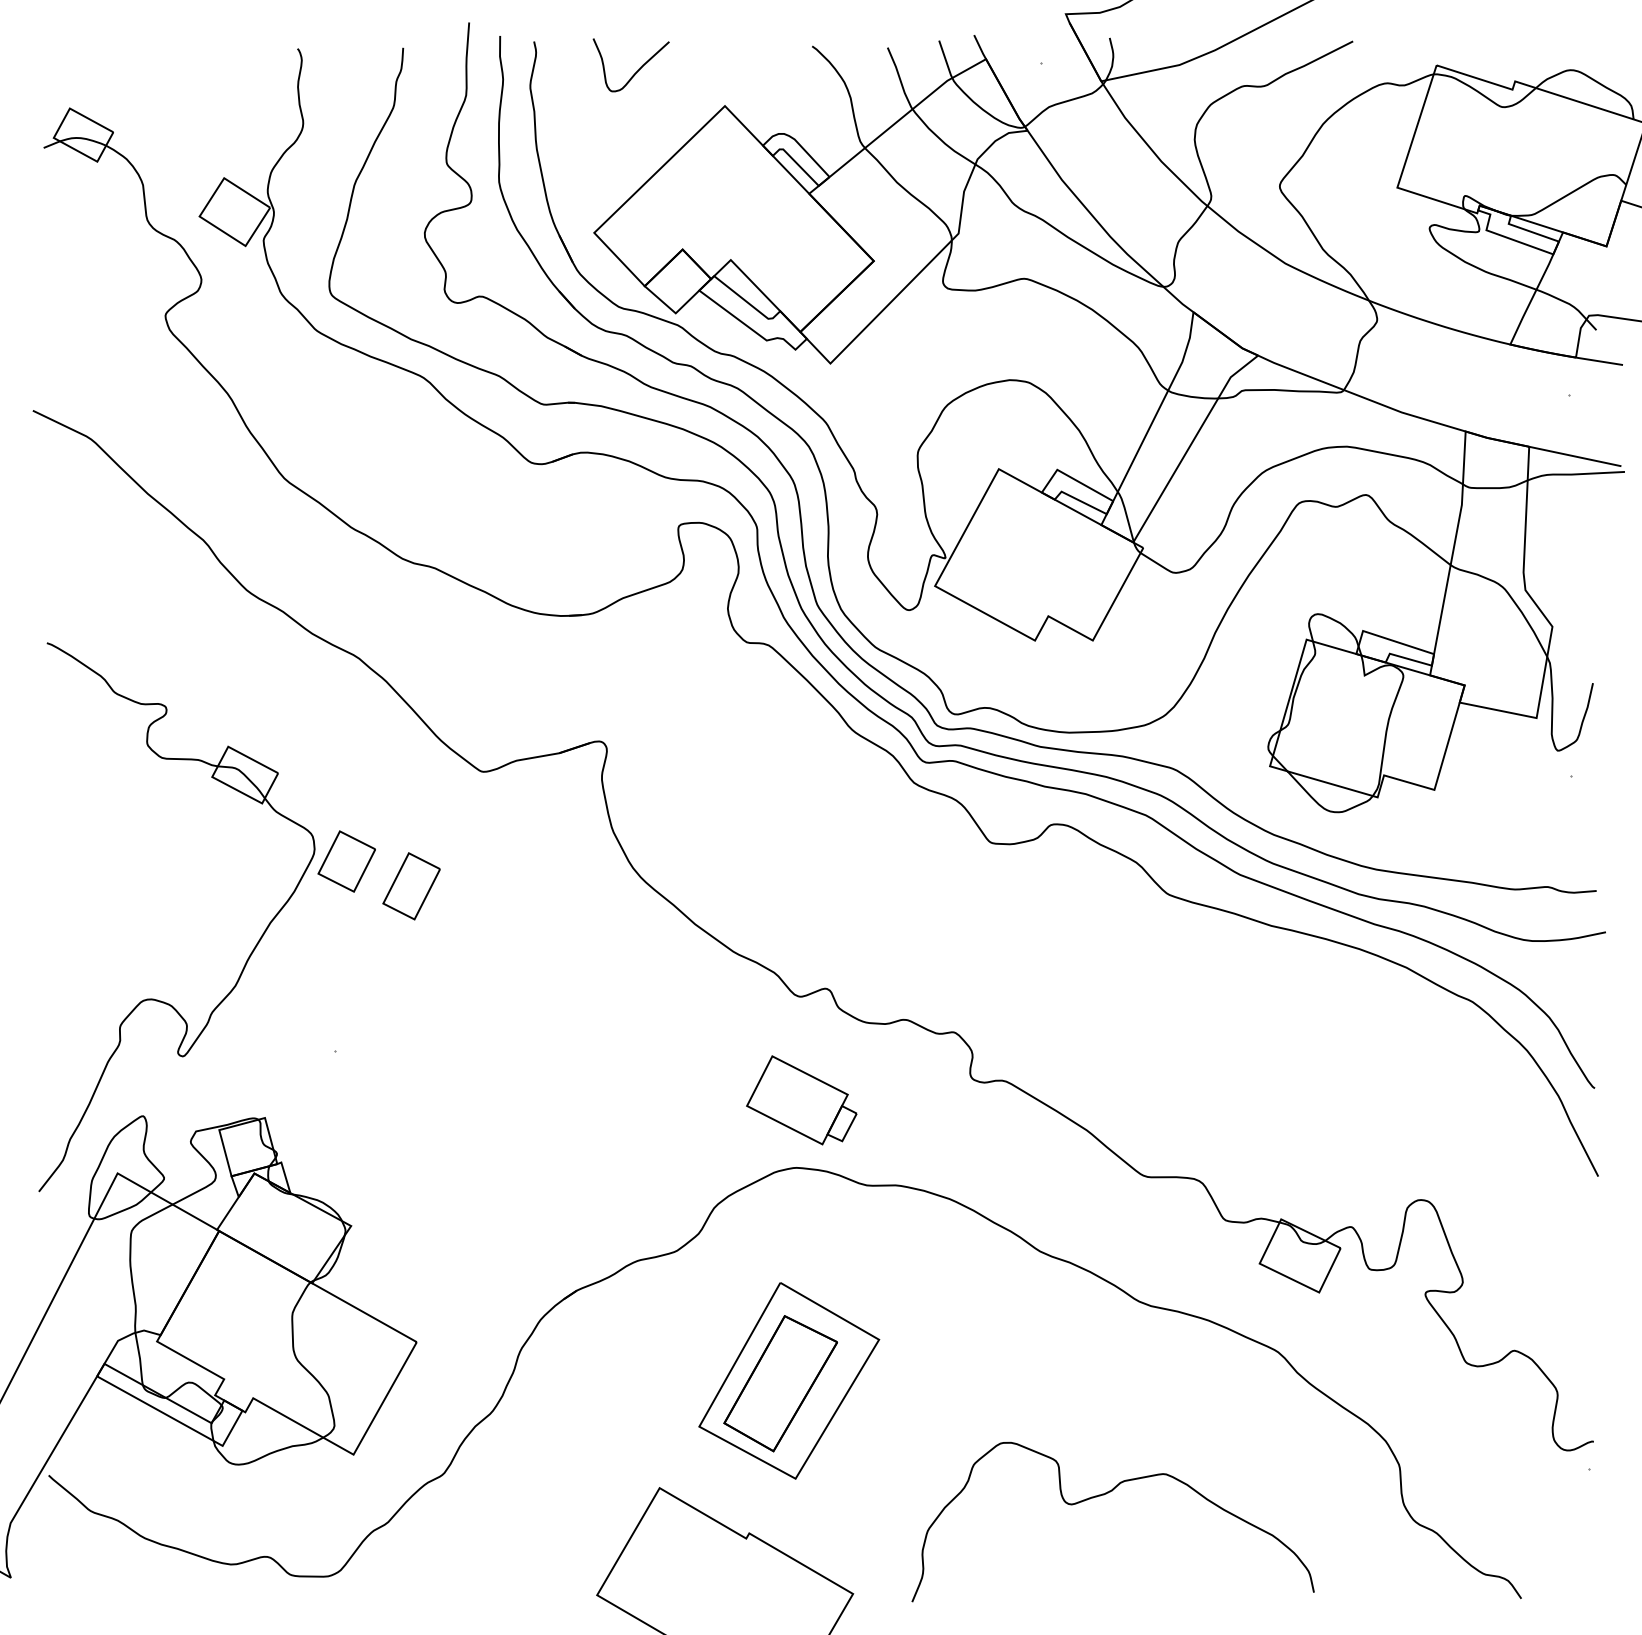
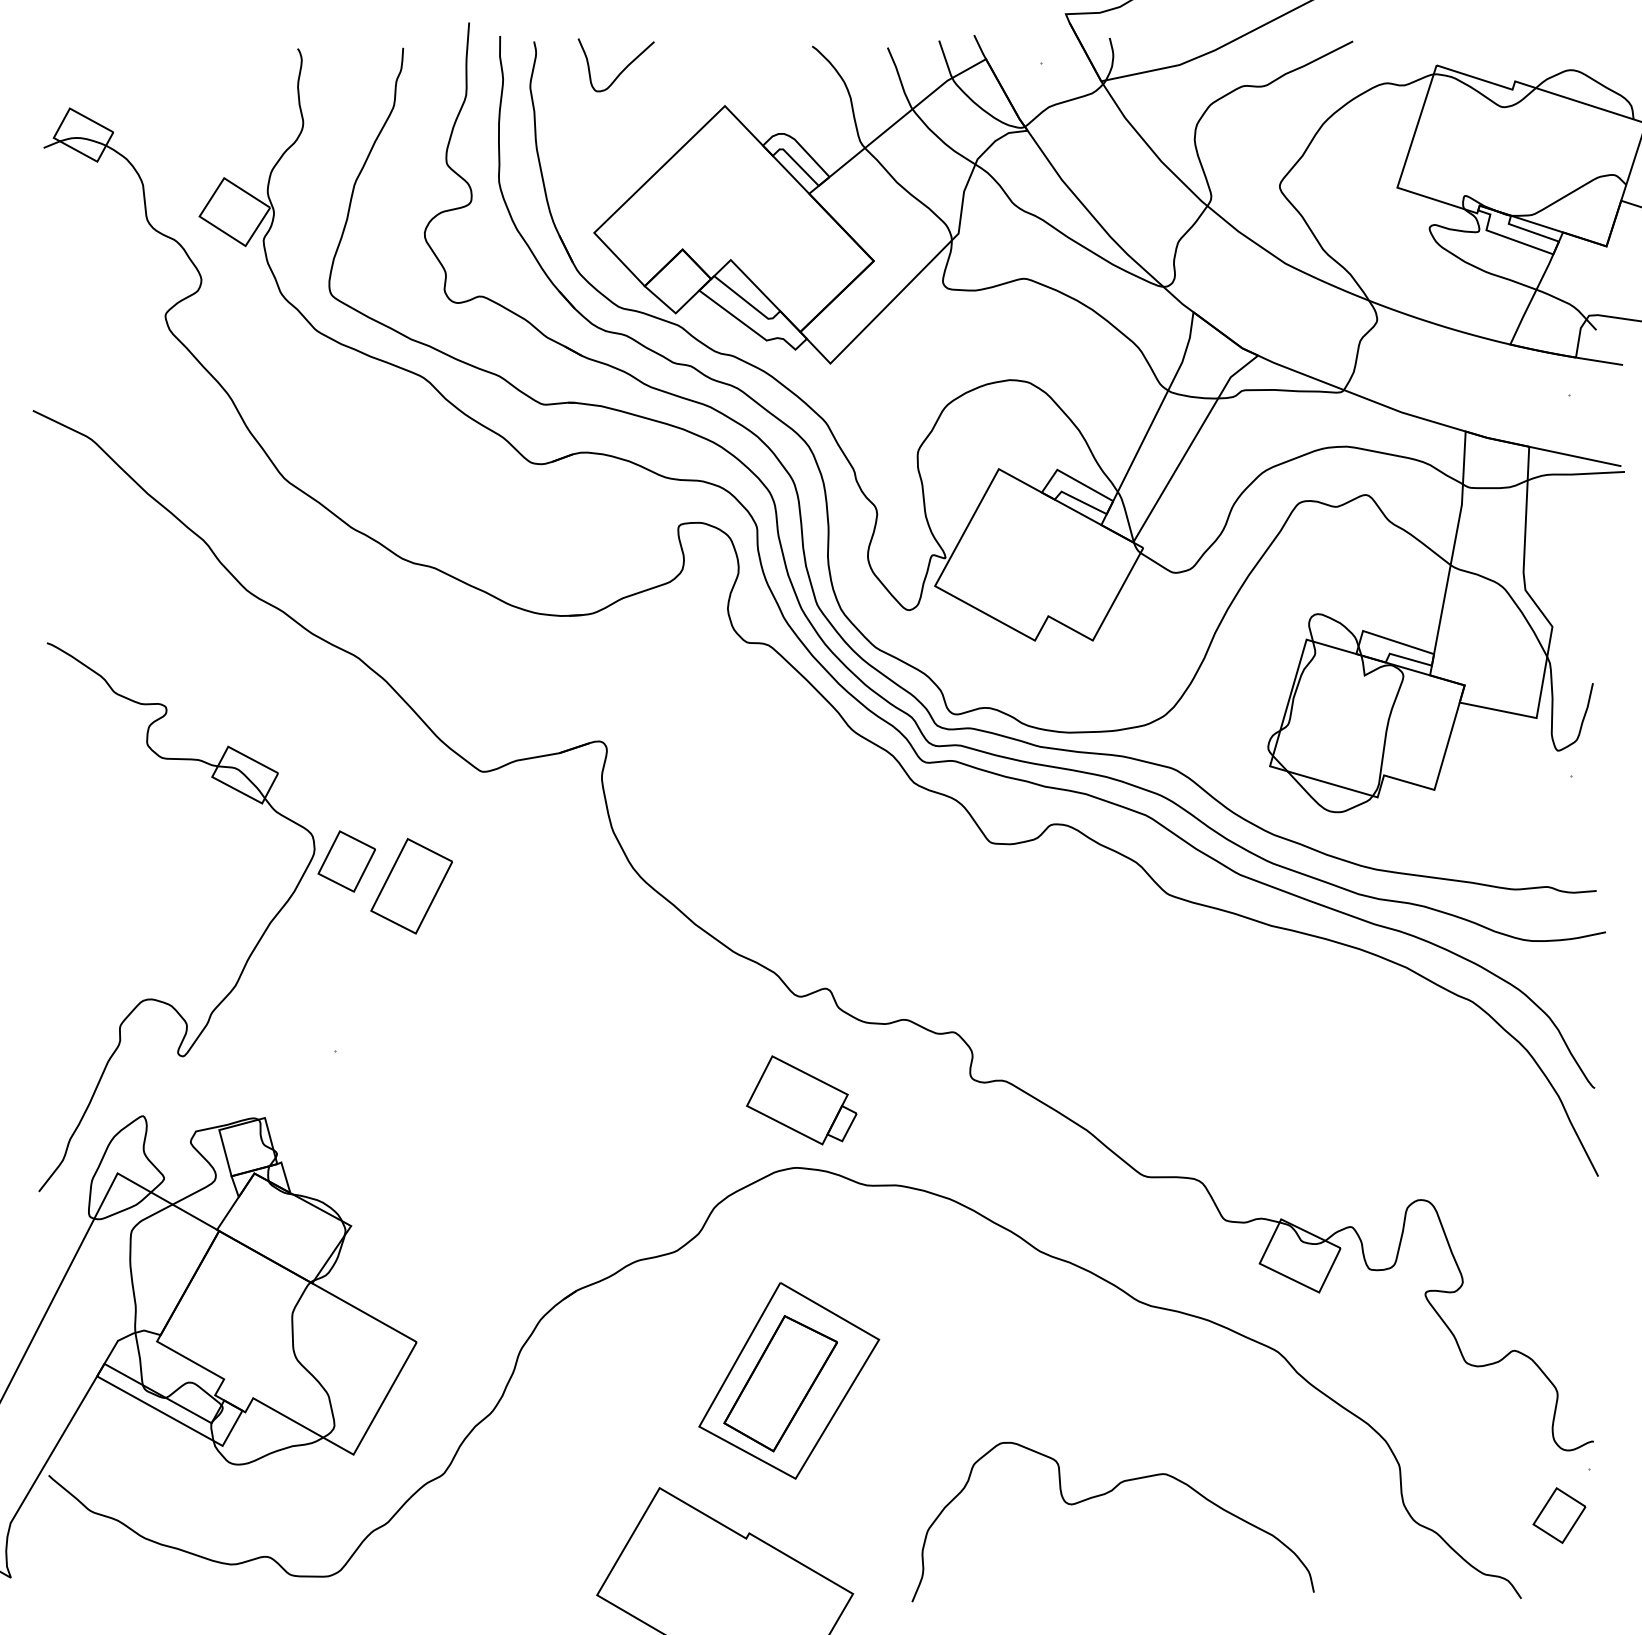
curve position: (636, 71) -> (621, 71) (621, 71)
part size: 59x69 px -> 83x97 px (411, 886)
part: none -> present (1559, 1515)
